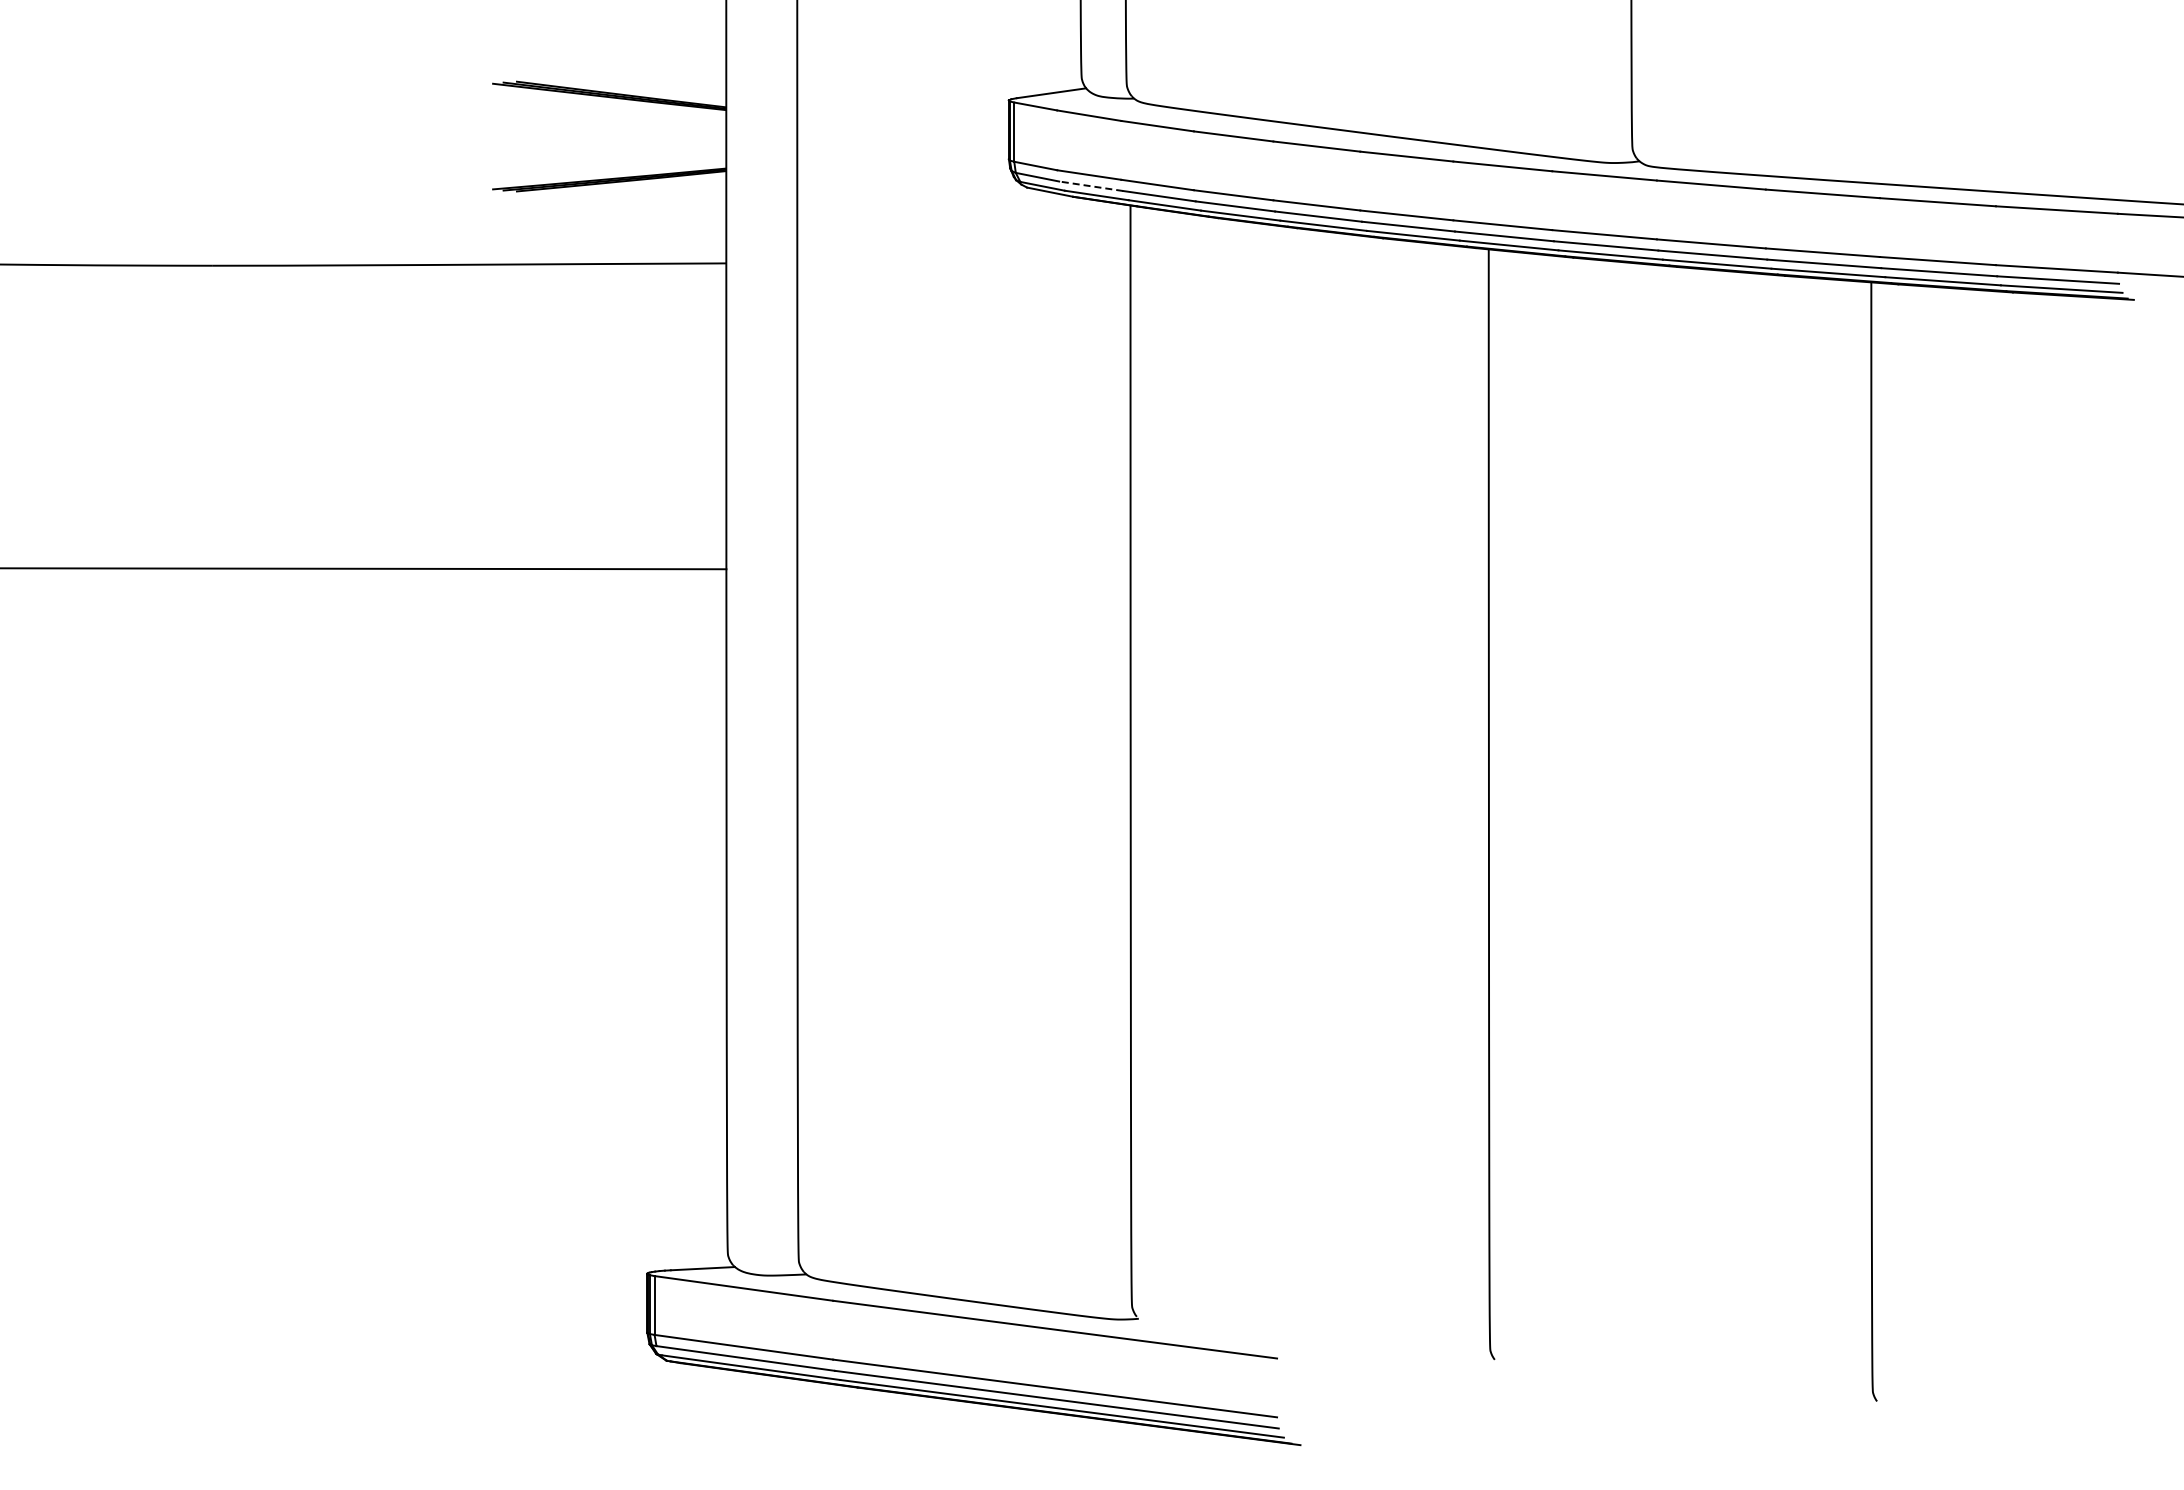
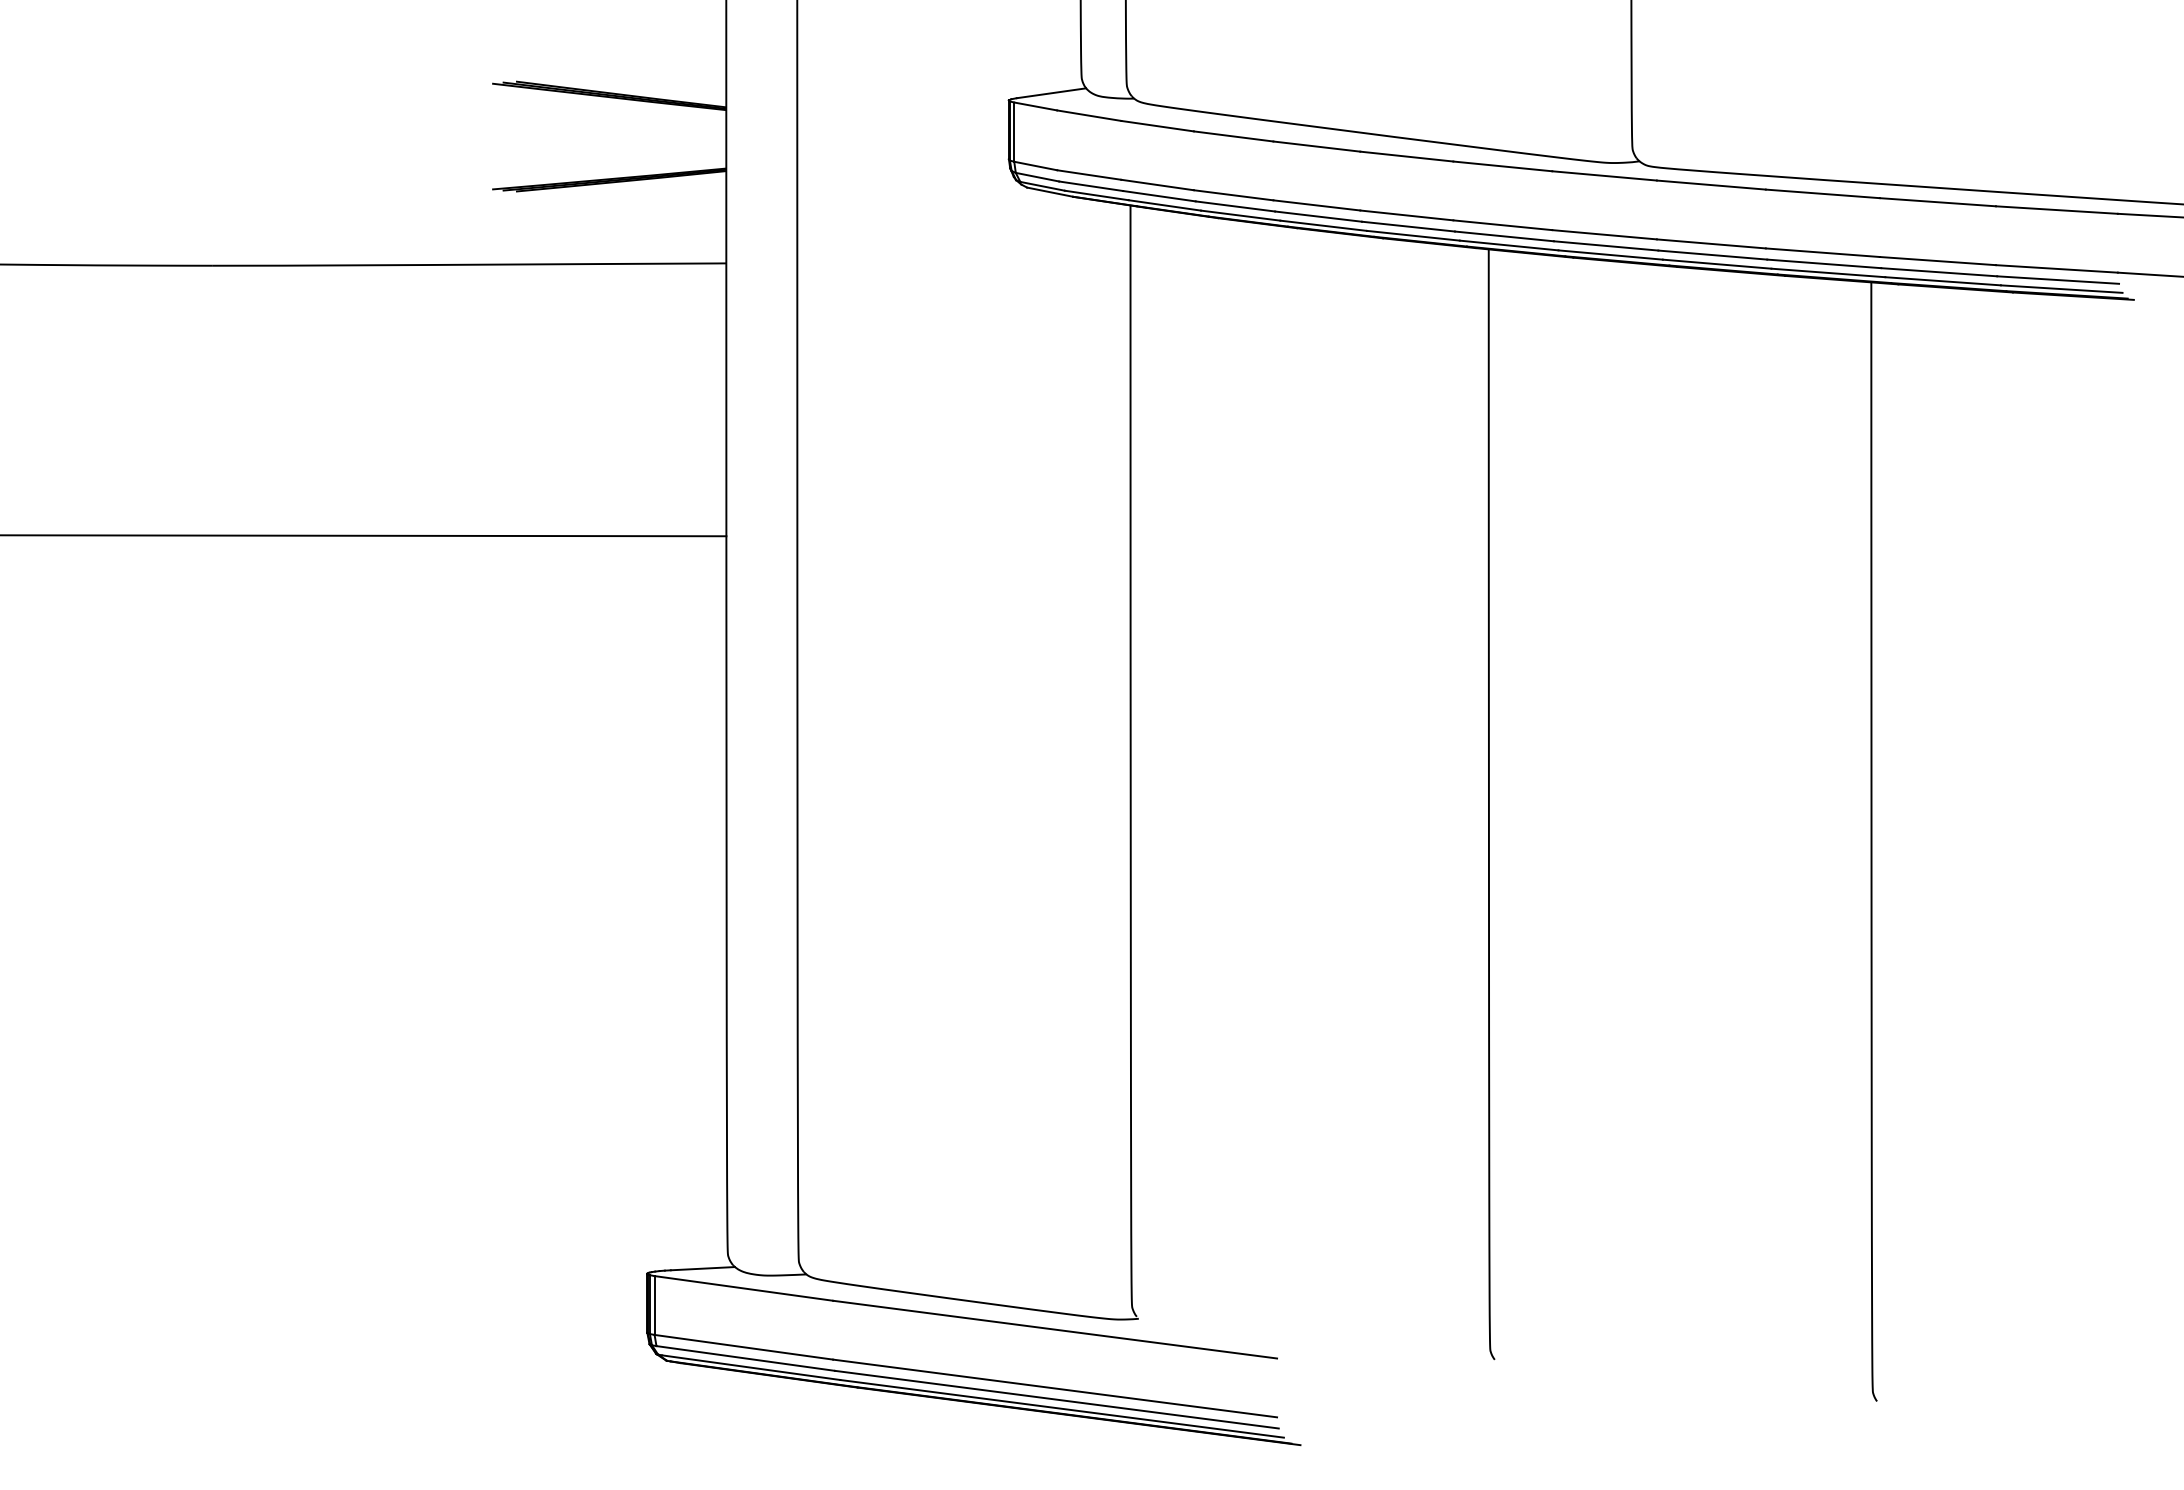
line: dashed -> solid (1090, 186)
line position: (364, 568) -> (364, 535) (364, 535)
